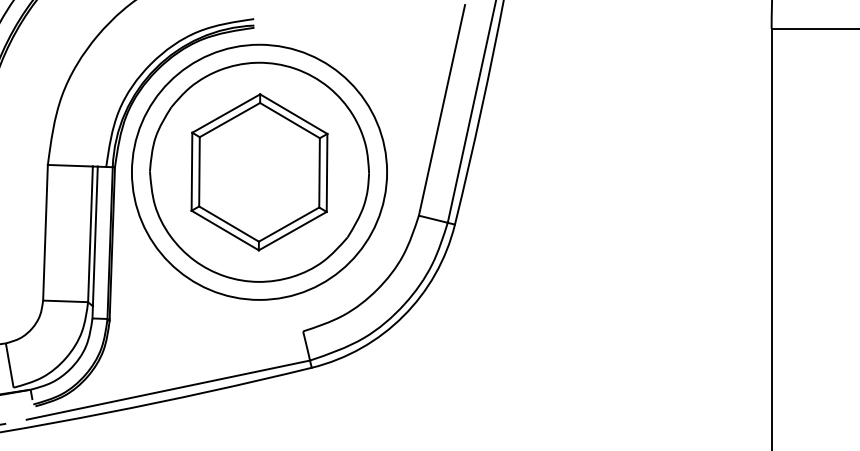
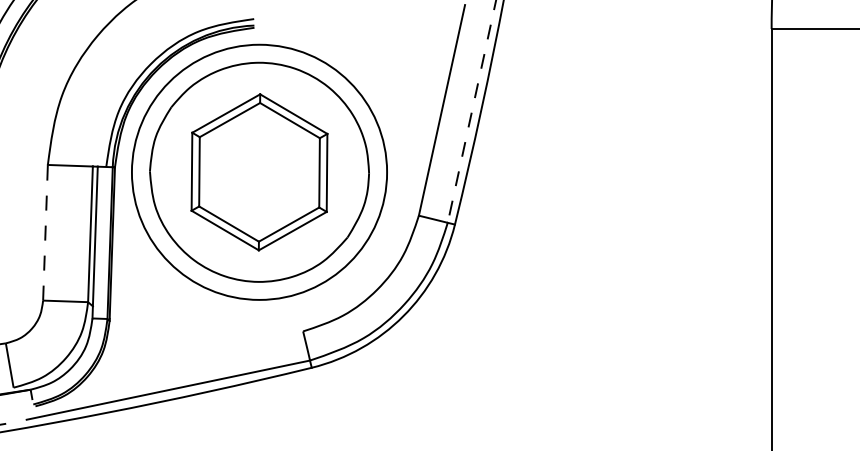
line: solid -> dashed (471, 111)
line: solid -> dashed (45, 232)
